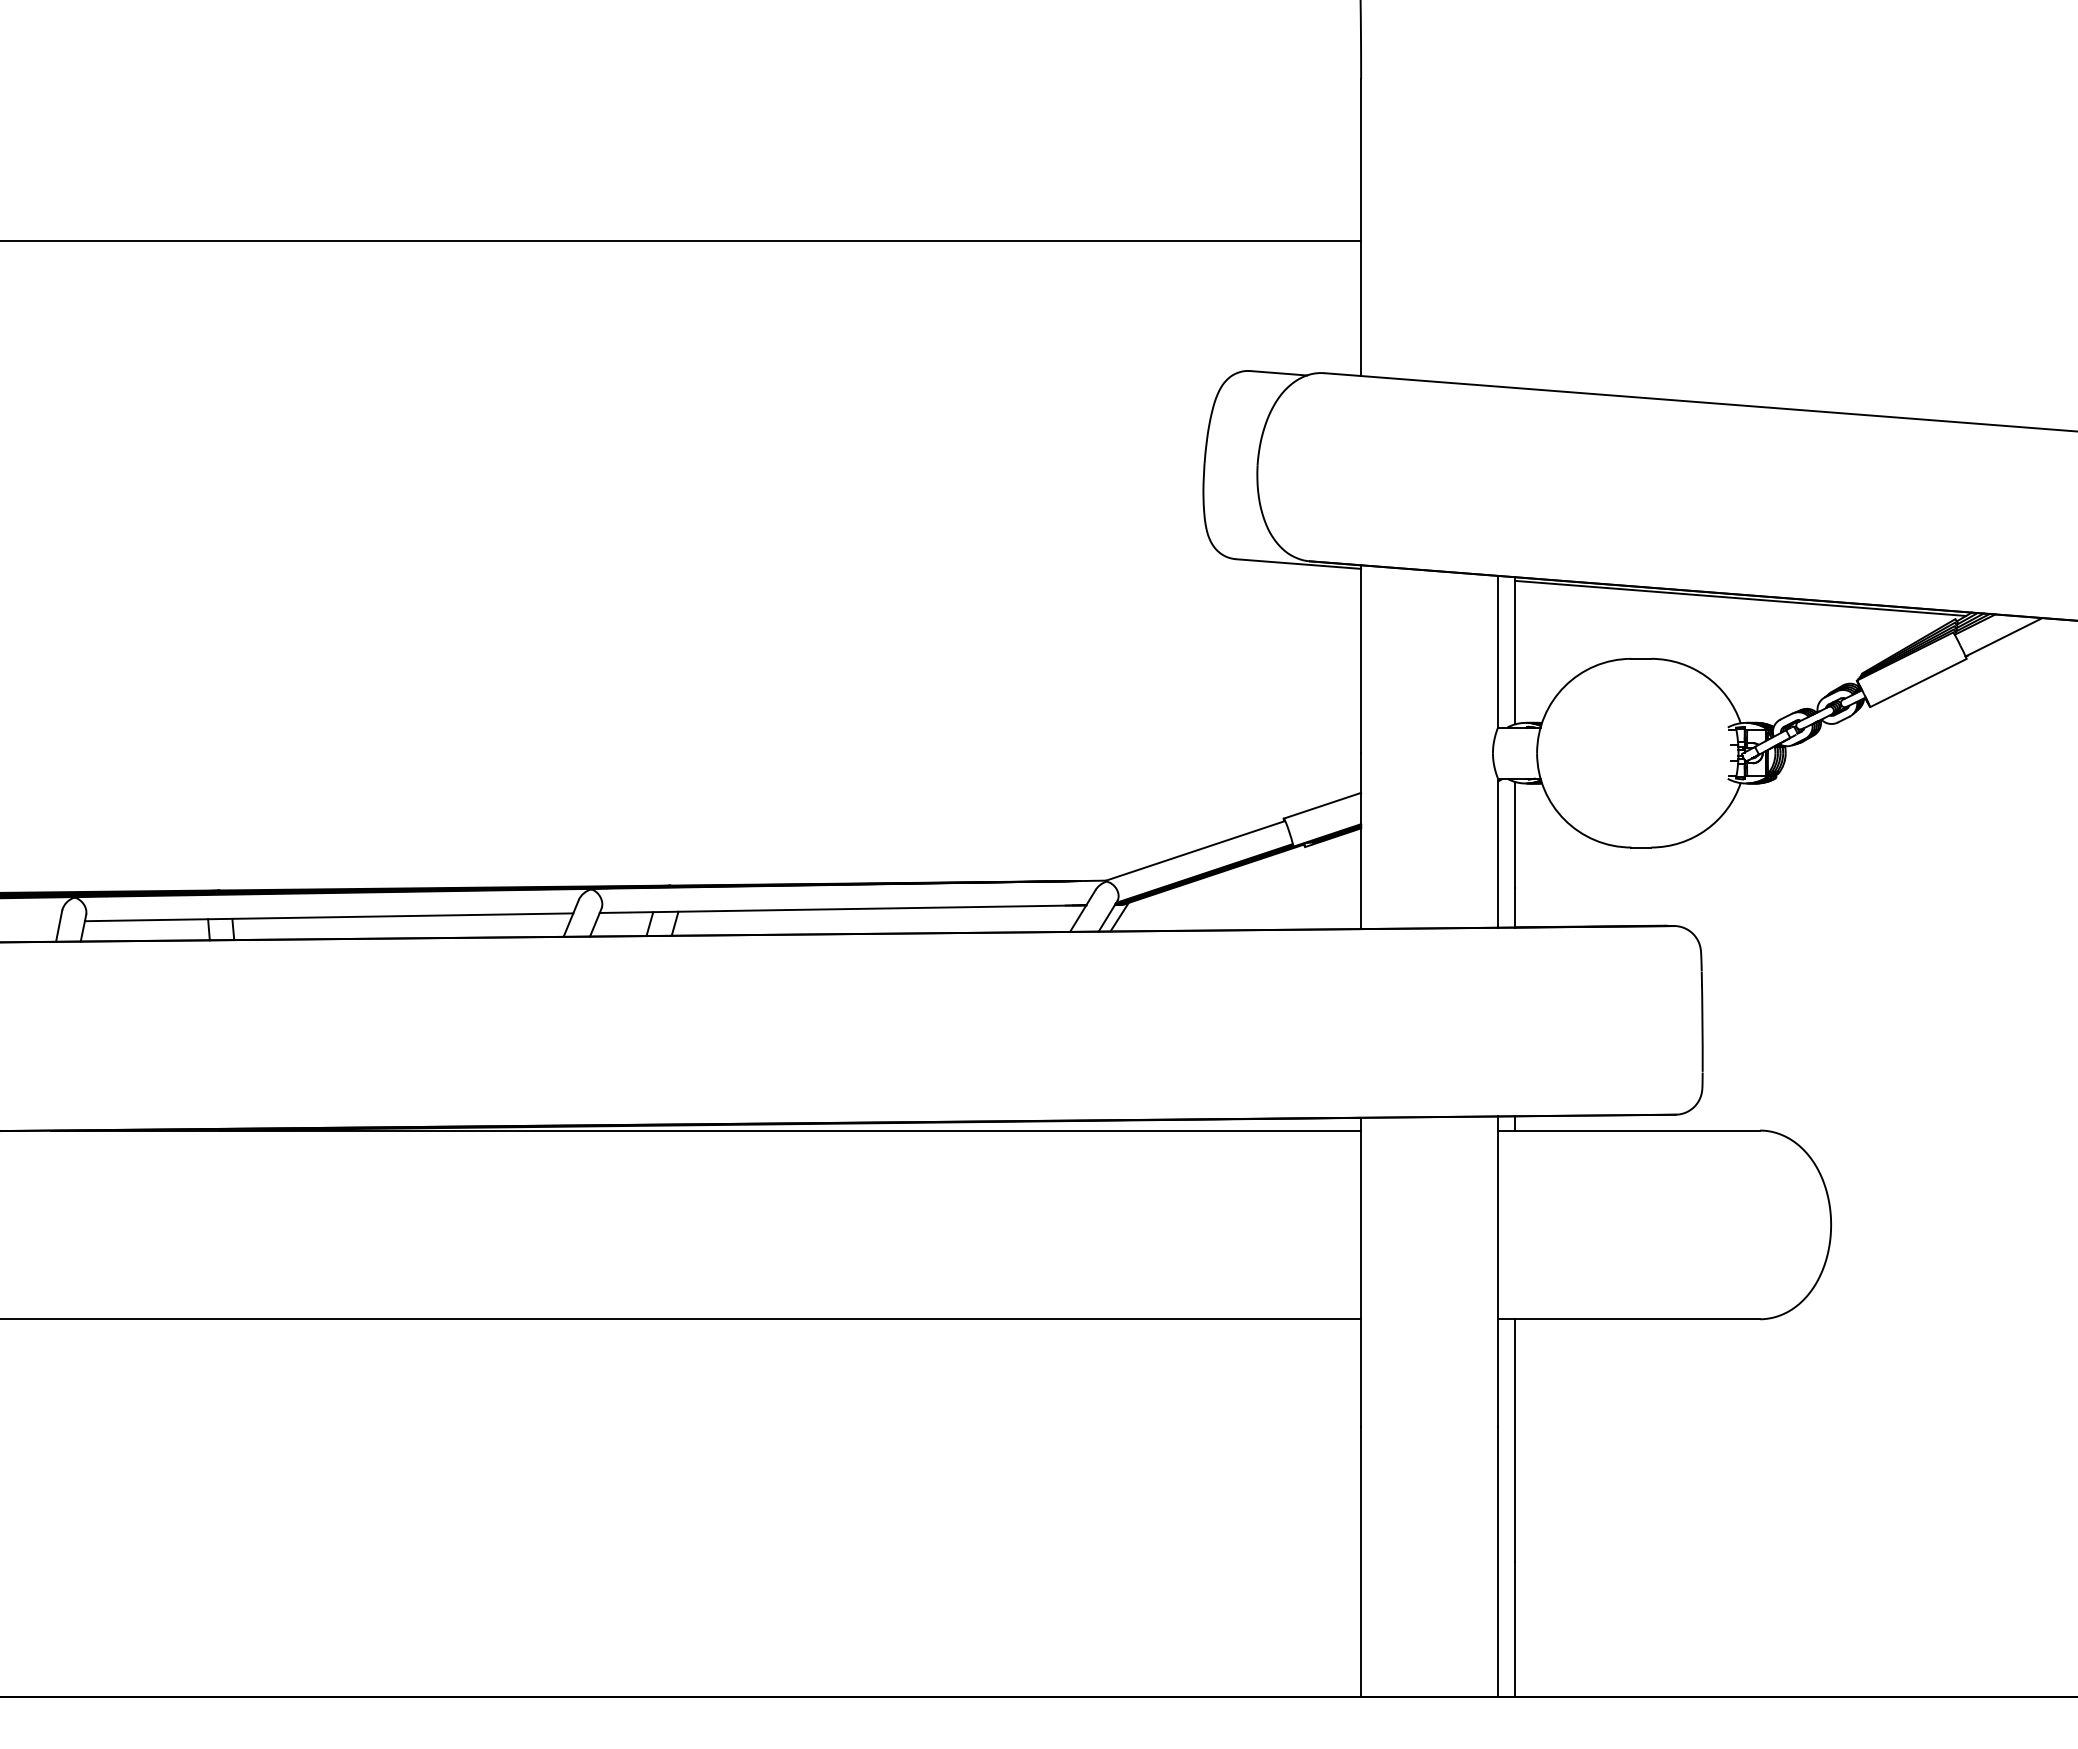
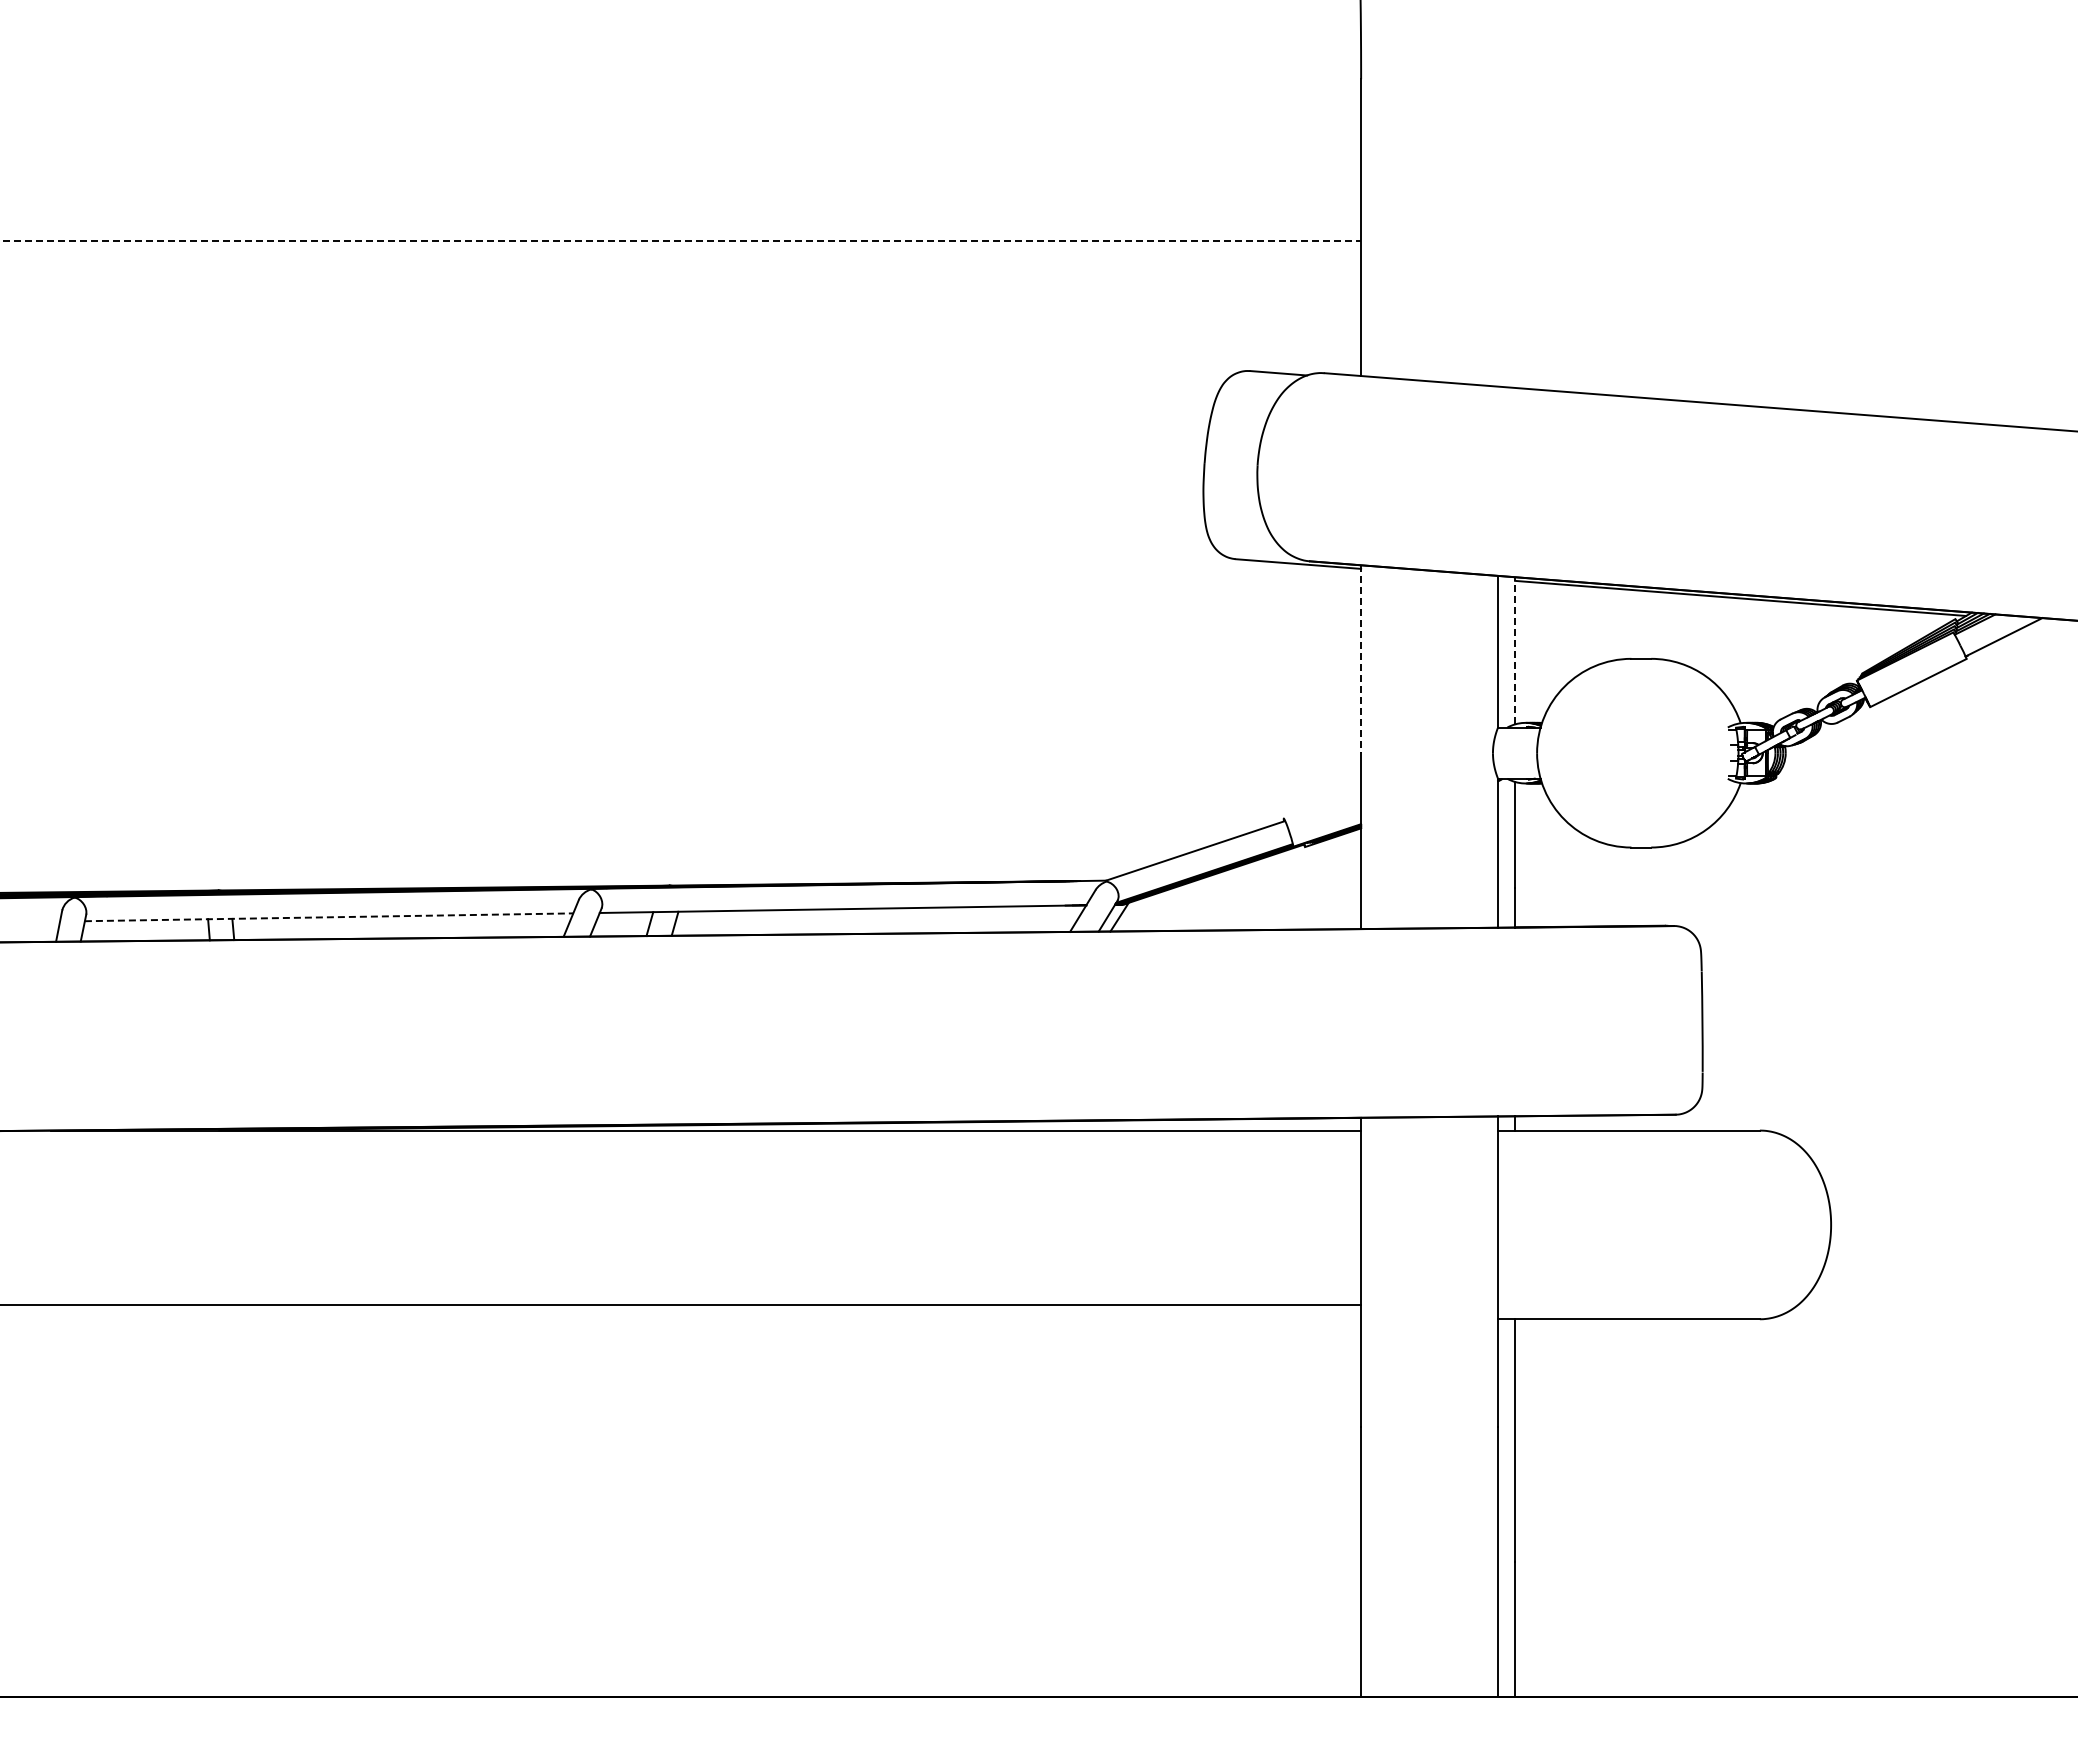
line: solid -> dashed (681, 241)
line: solid -> dashed (1515, 650)
line: solid -> dashed (1361, 659)
line: present -> none (1322, 805)
line: solid -> dashed (329, 917)
line position: (681, 1319) -> (681, 1305) (681, 1305)
